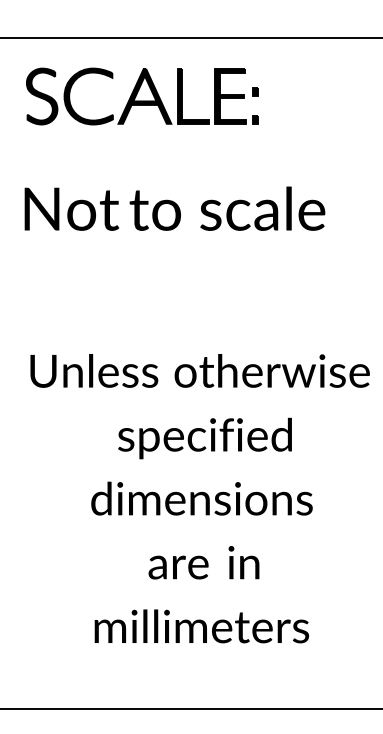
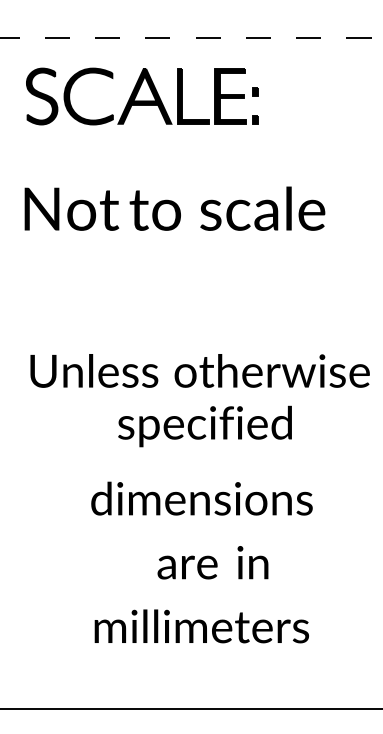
line: solid -> dashed (191, 37)
text position: (204, 438) -> (204, 426) (204, 426)
text position: (203, 562) -> (212, 562) (212, 562)
